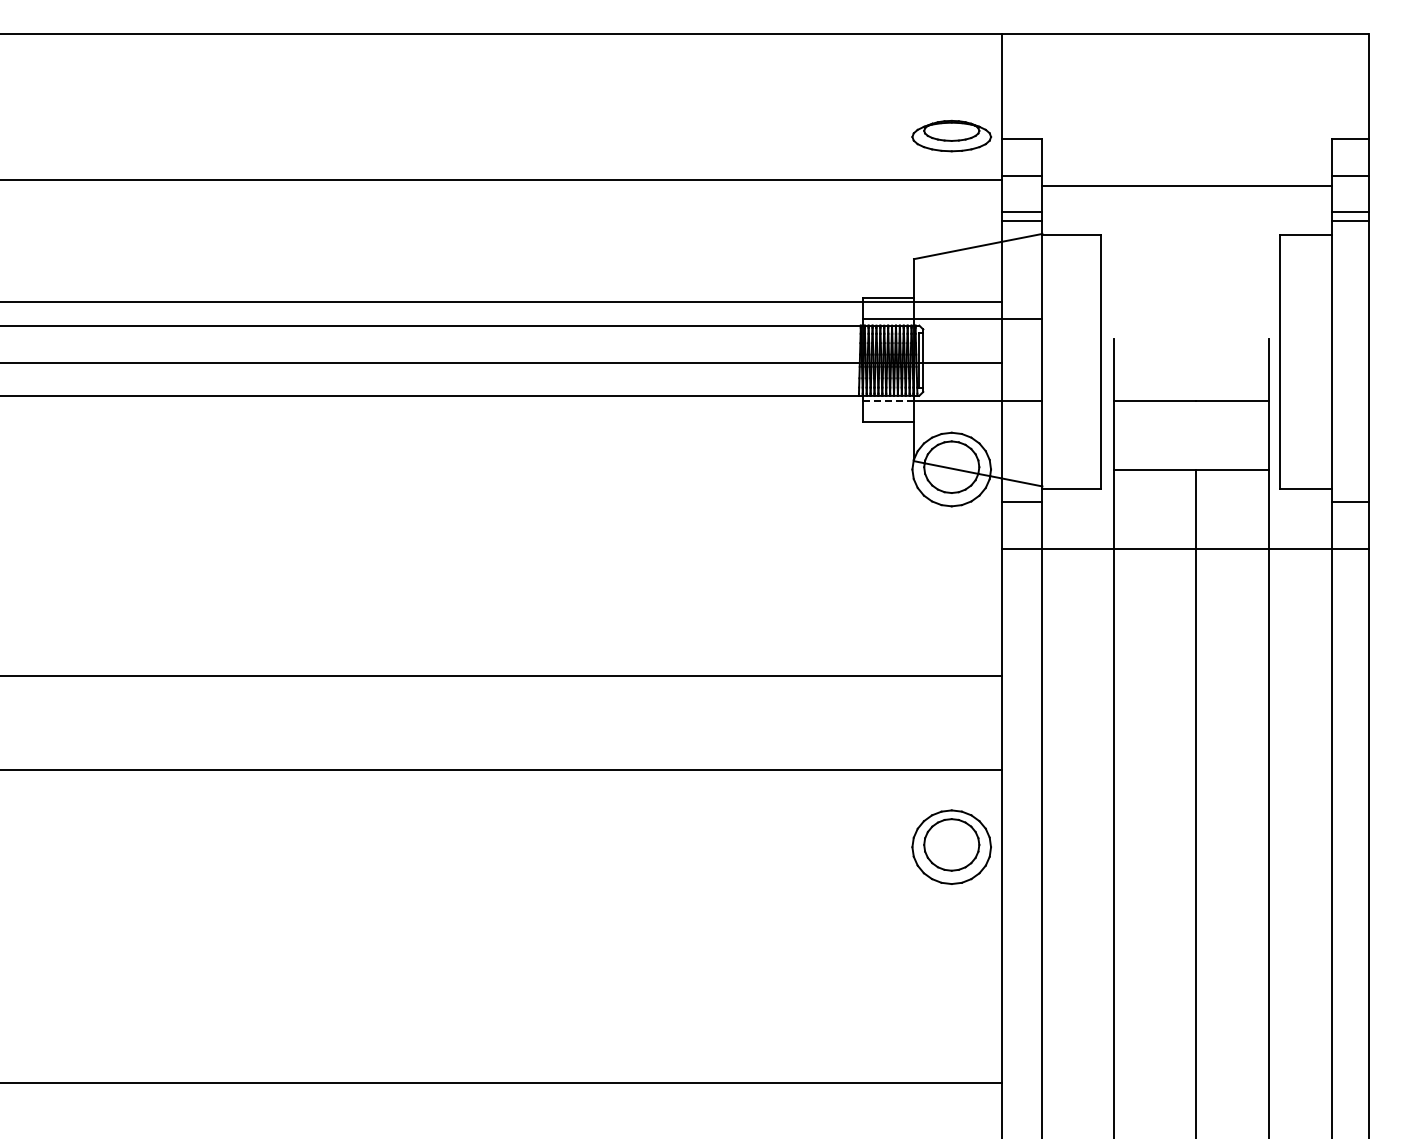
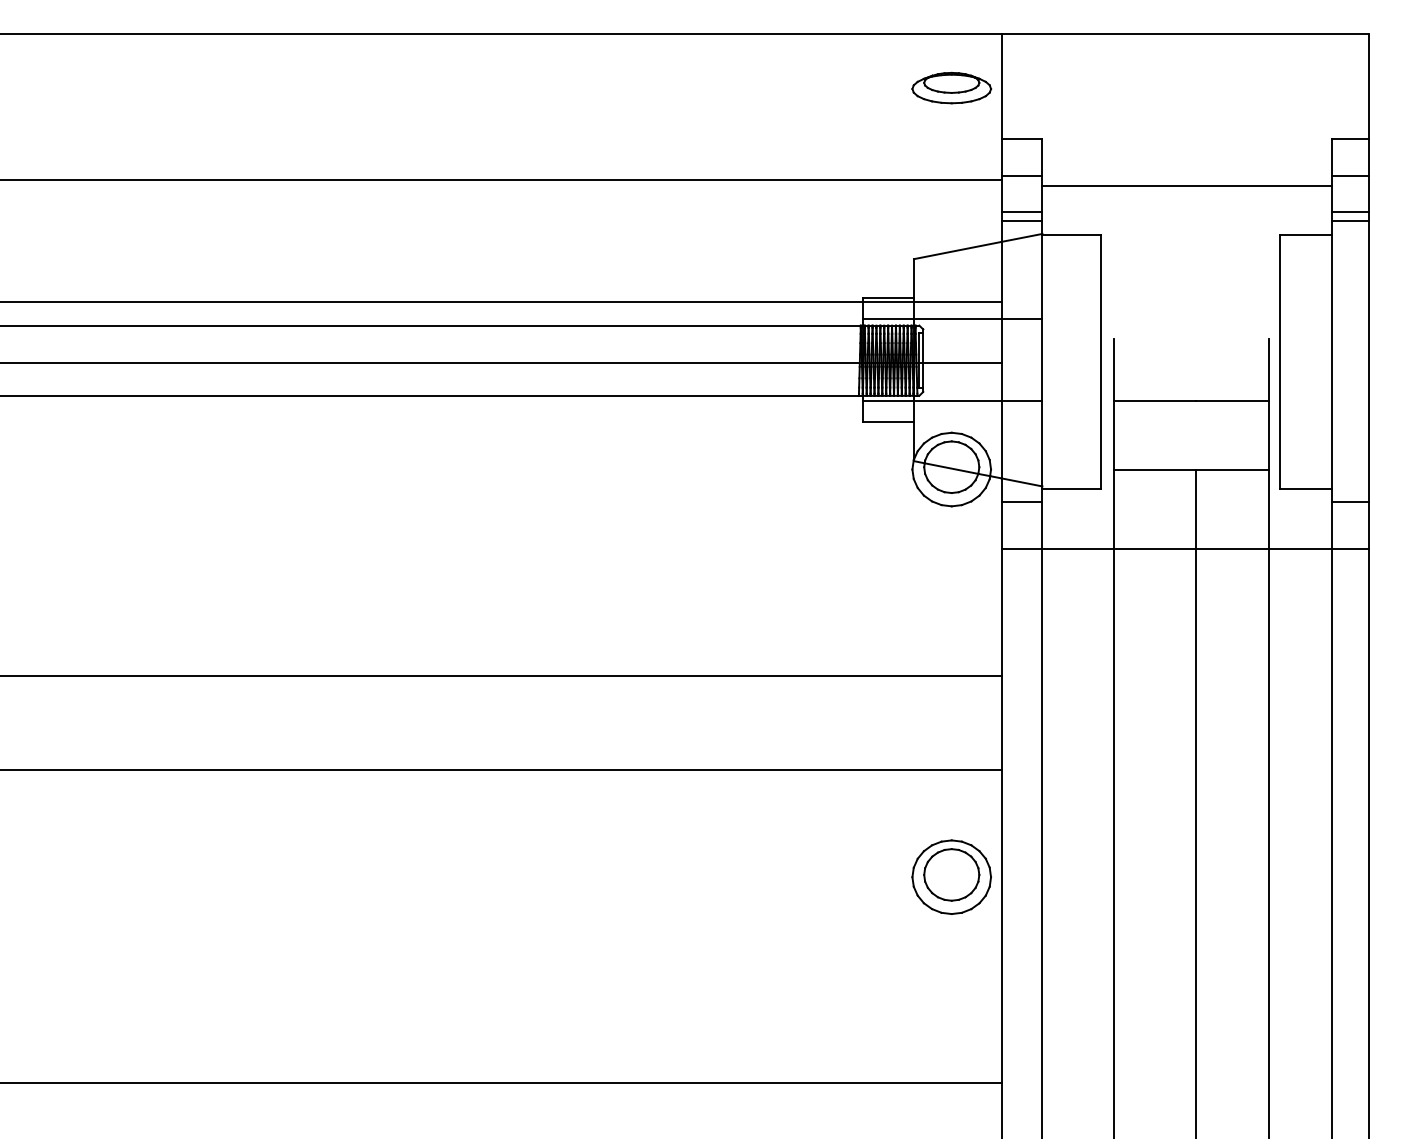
part position: (951, 135) -> (951, 87) (951, 87)
line: dashed -> solid (888, 401)
part position: (951, 846) -> (951, 876) (951, 876)
